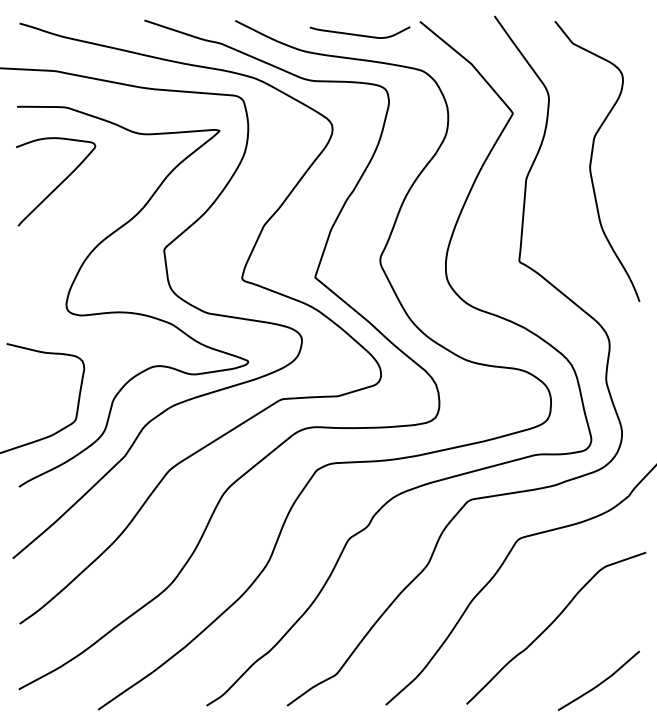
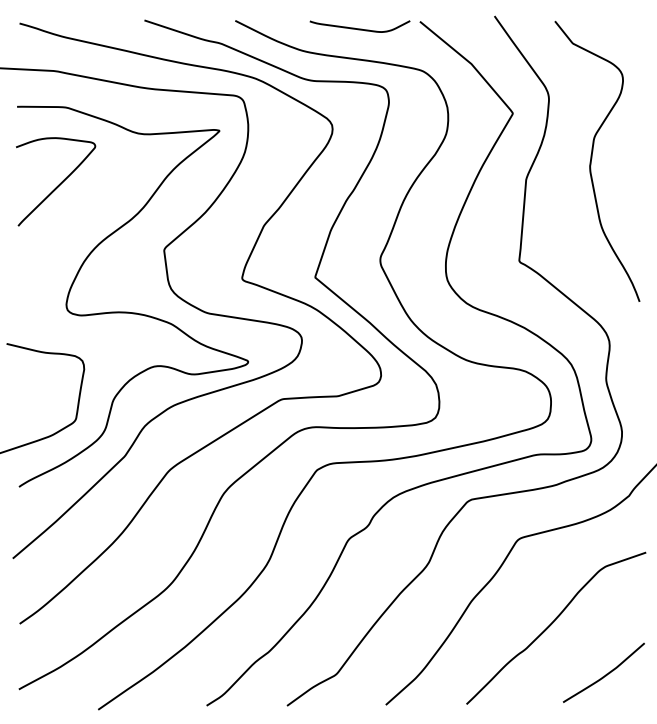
curve position: (359, 34) -> (359, 28) (359, 28)
curve position: (600, 682) -> (605, 674) (605, 674)
